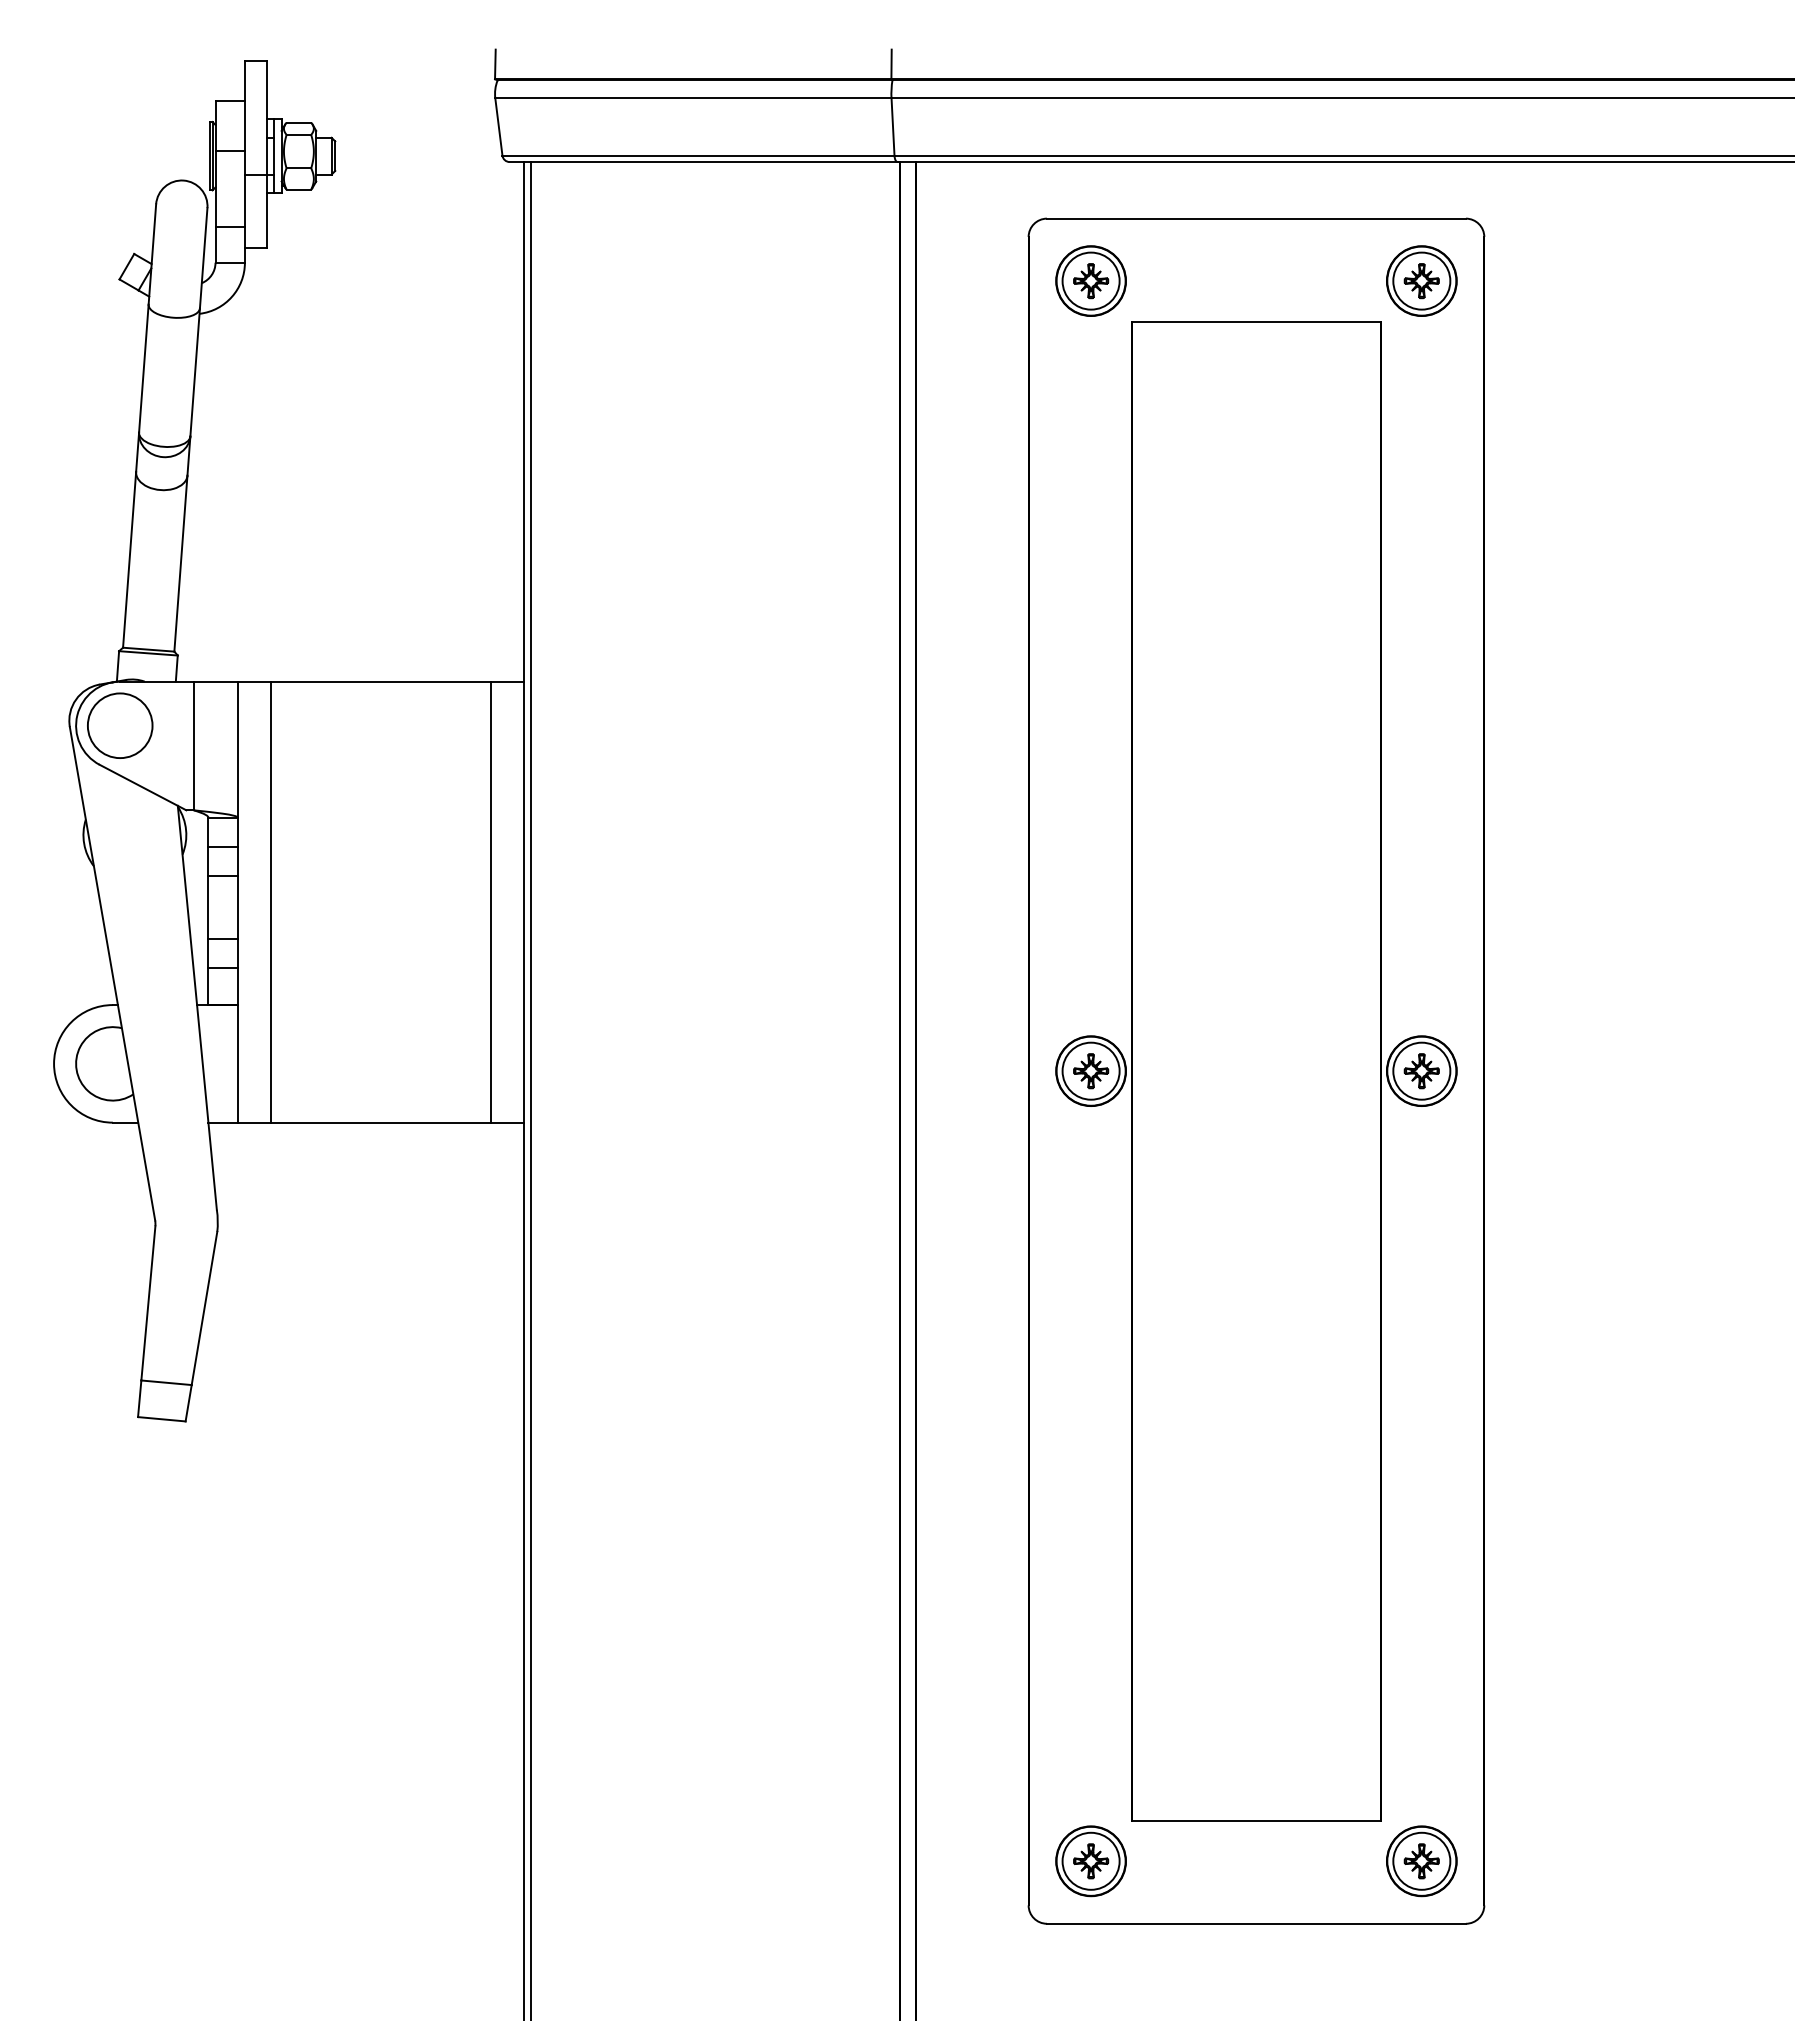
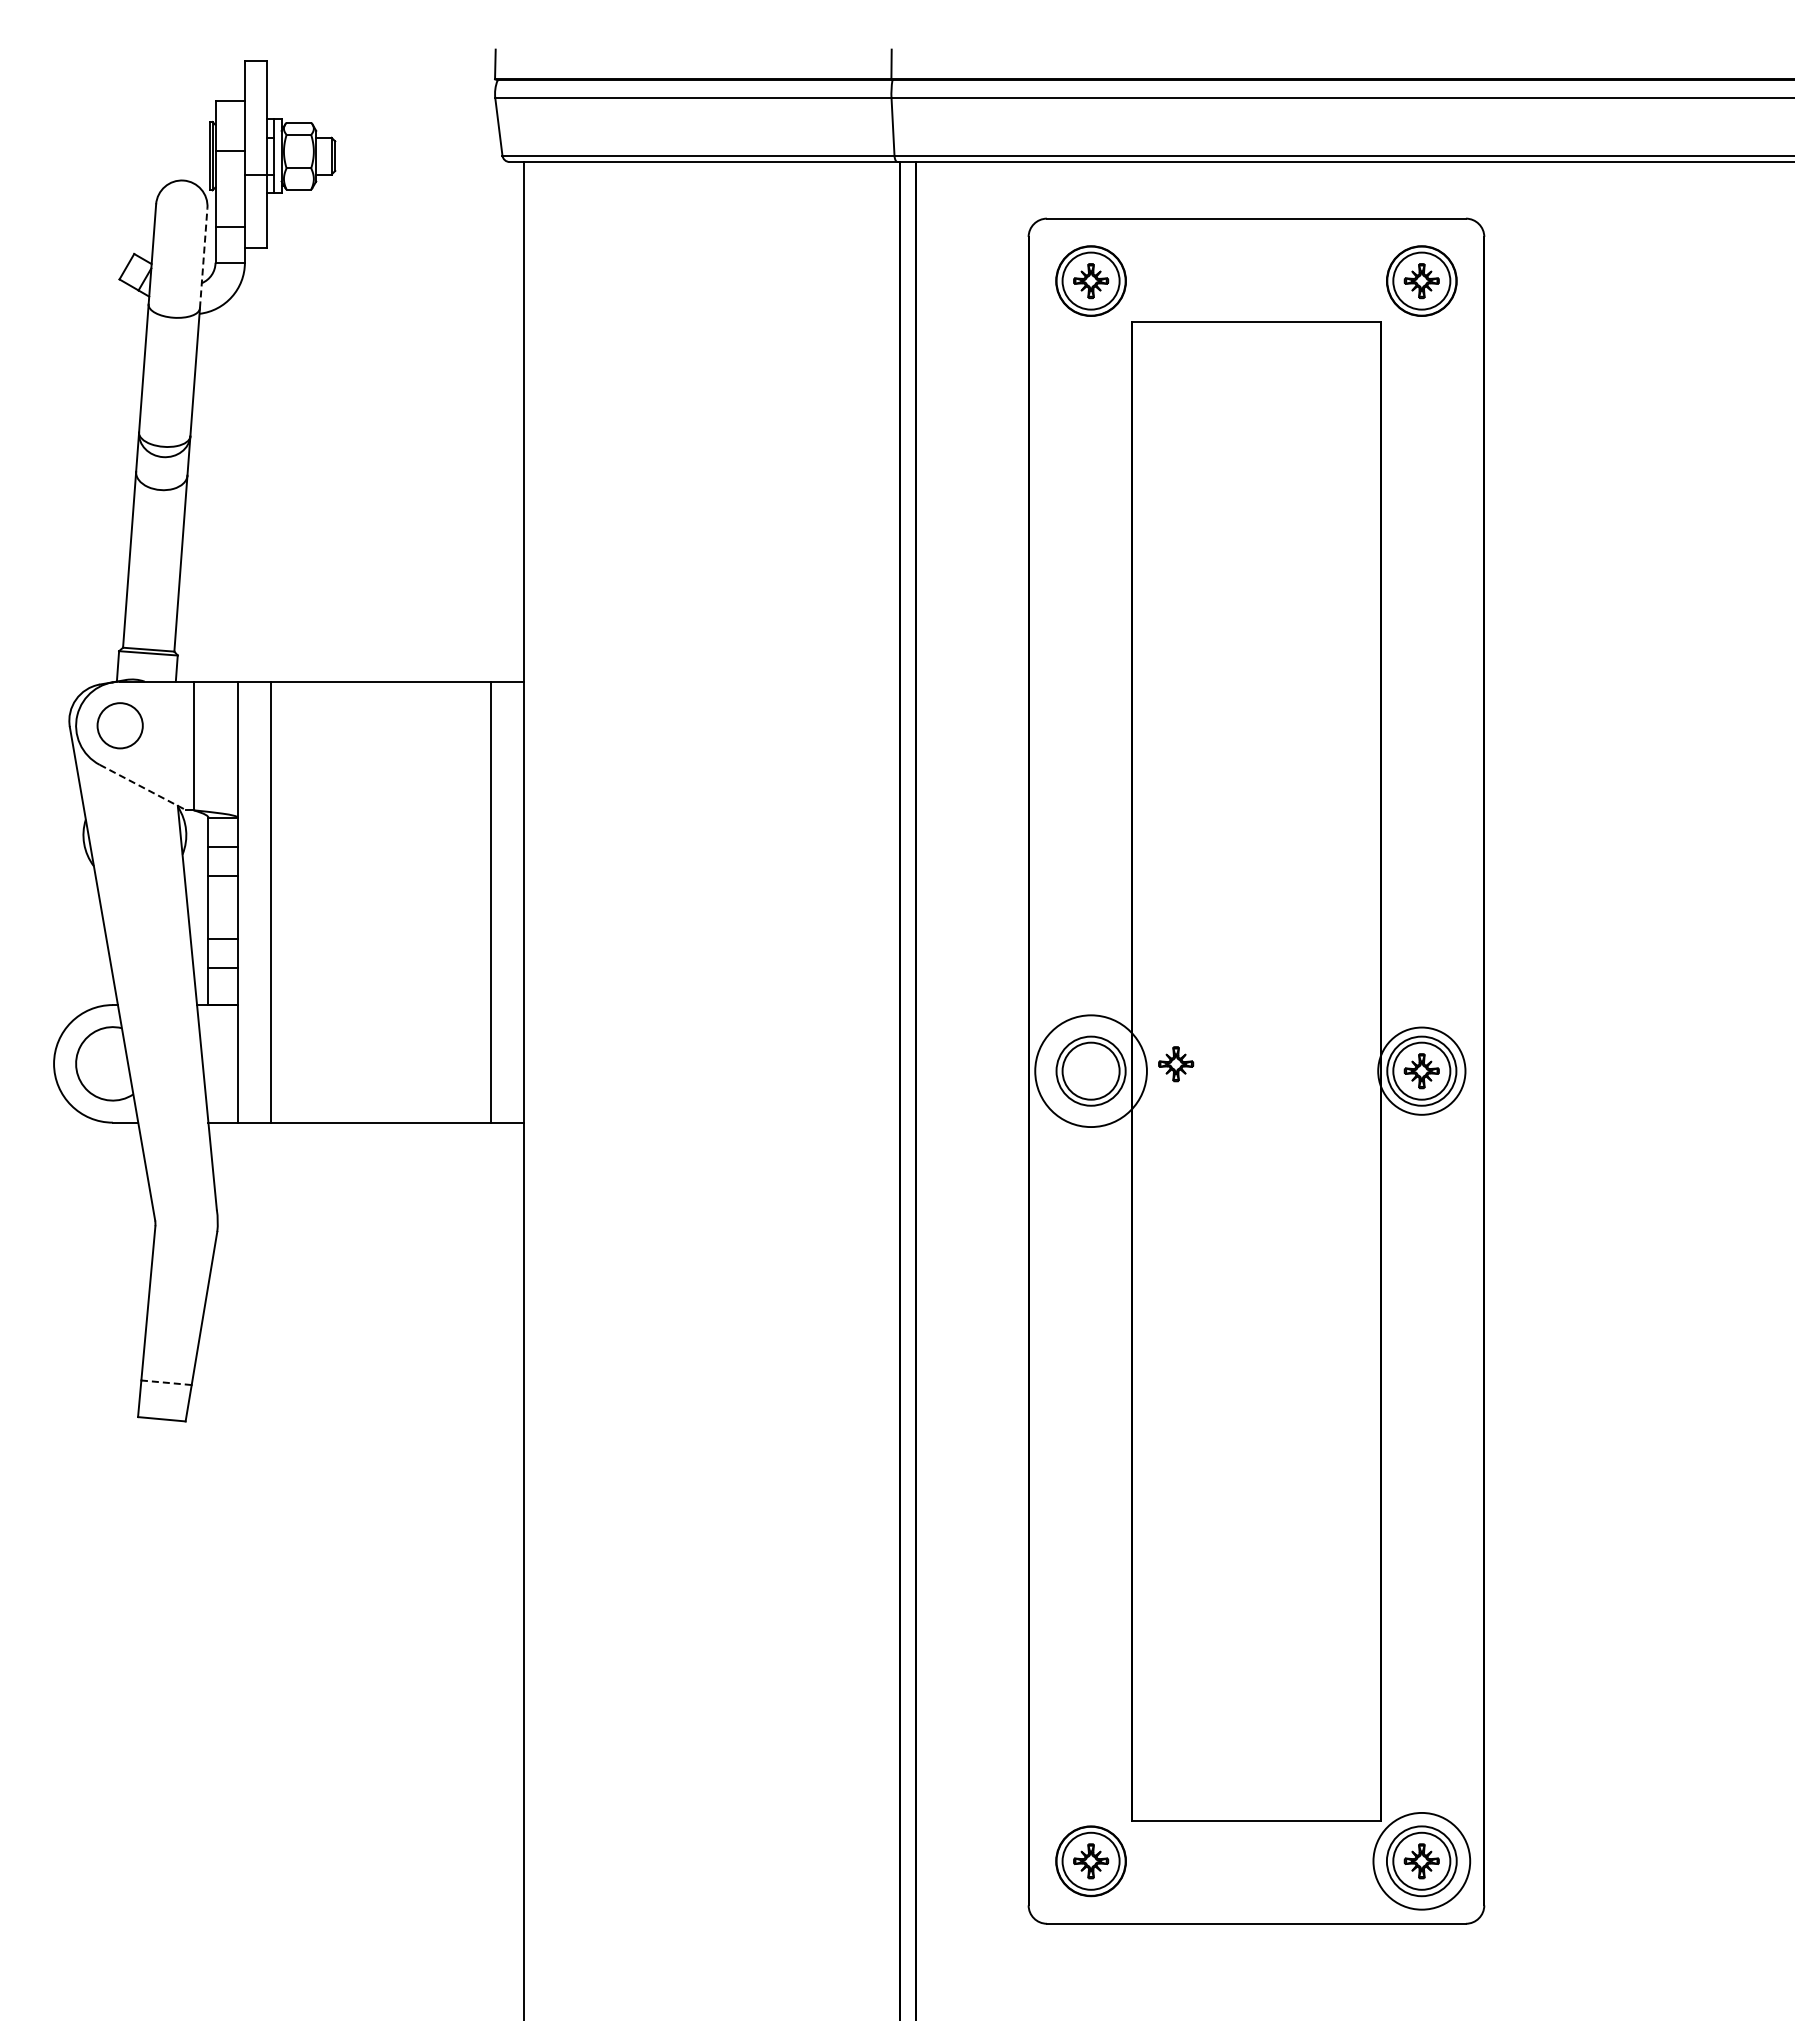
line: solid -> dashed (203, 257)
circle diameter: 65 px -> 45 px (119, 725)
line: solid -> dashed (143, 787)
circle diameter: 70 px -> 112 px (1090, 1071)
part position: (1091, 1071) -> (1176, 1064) (1176, 1064)
circle diameter: 70 px -> 87 px (1421, 1070)
line: present -> none (530, 1089)
line: solid -> dashed (166, 1382)
circle diameter: 69 px -> 97 px (1421, 1860)
